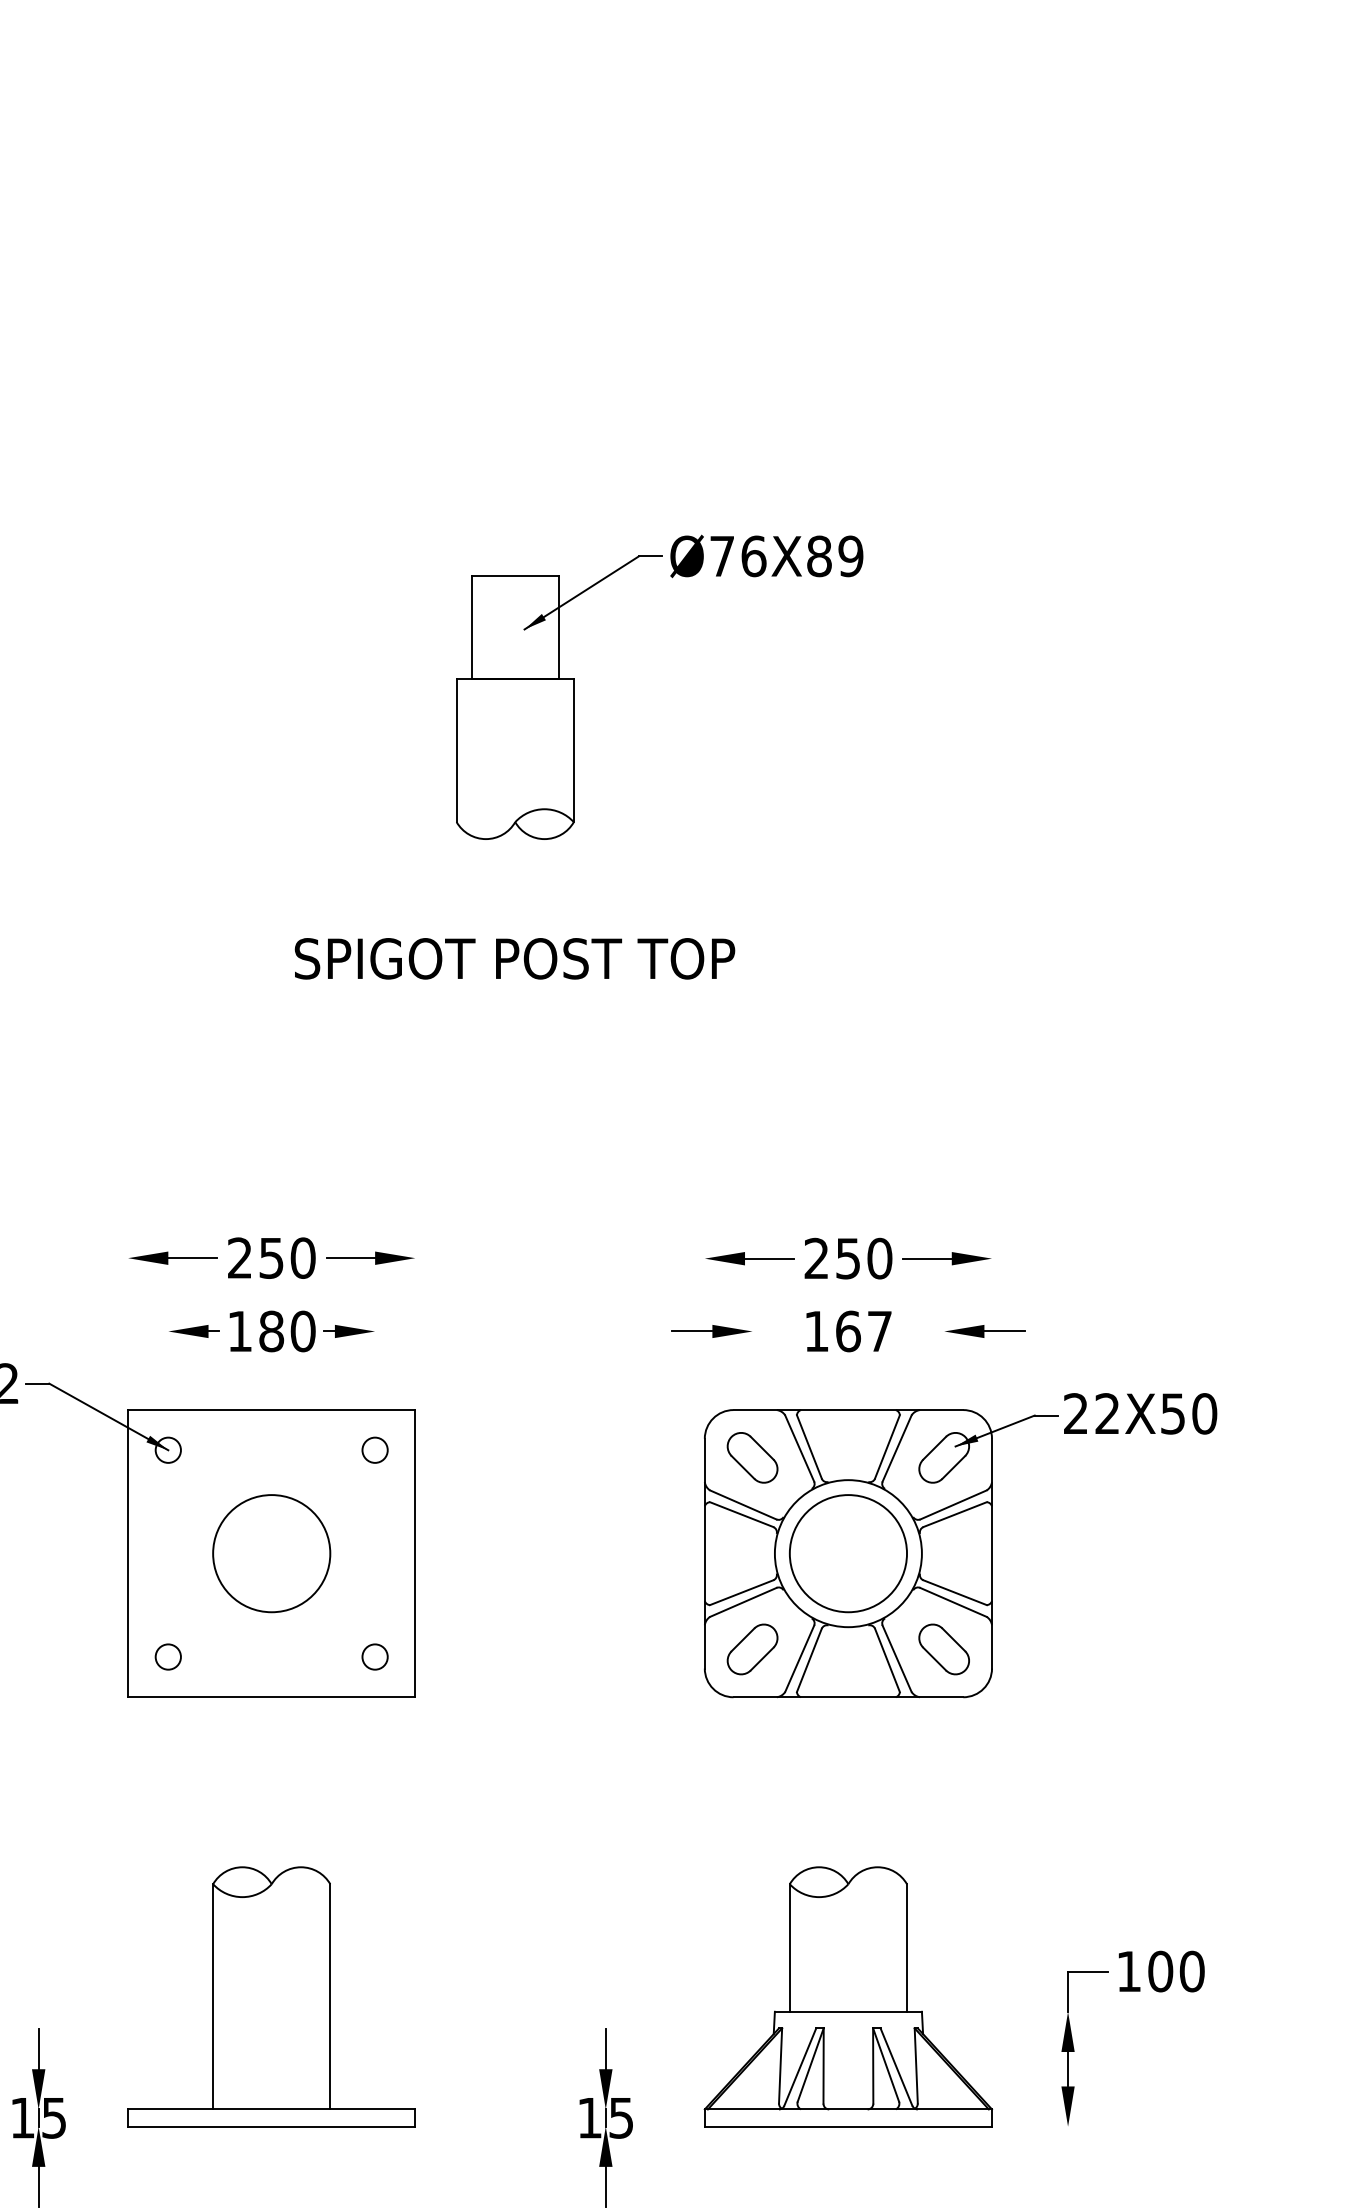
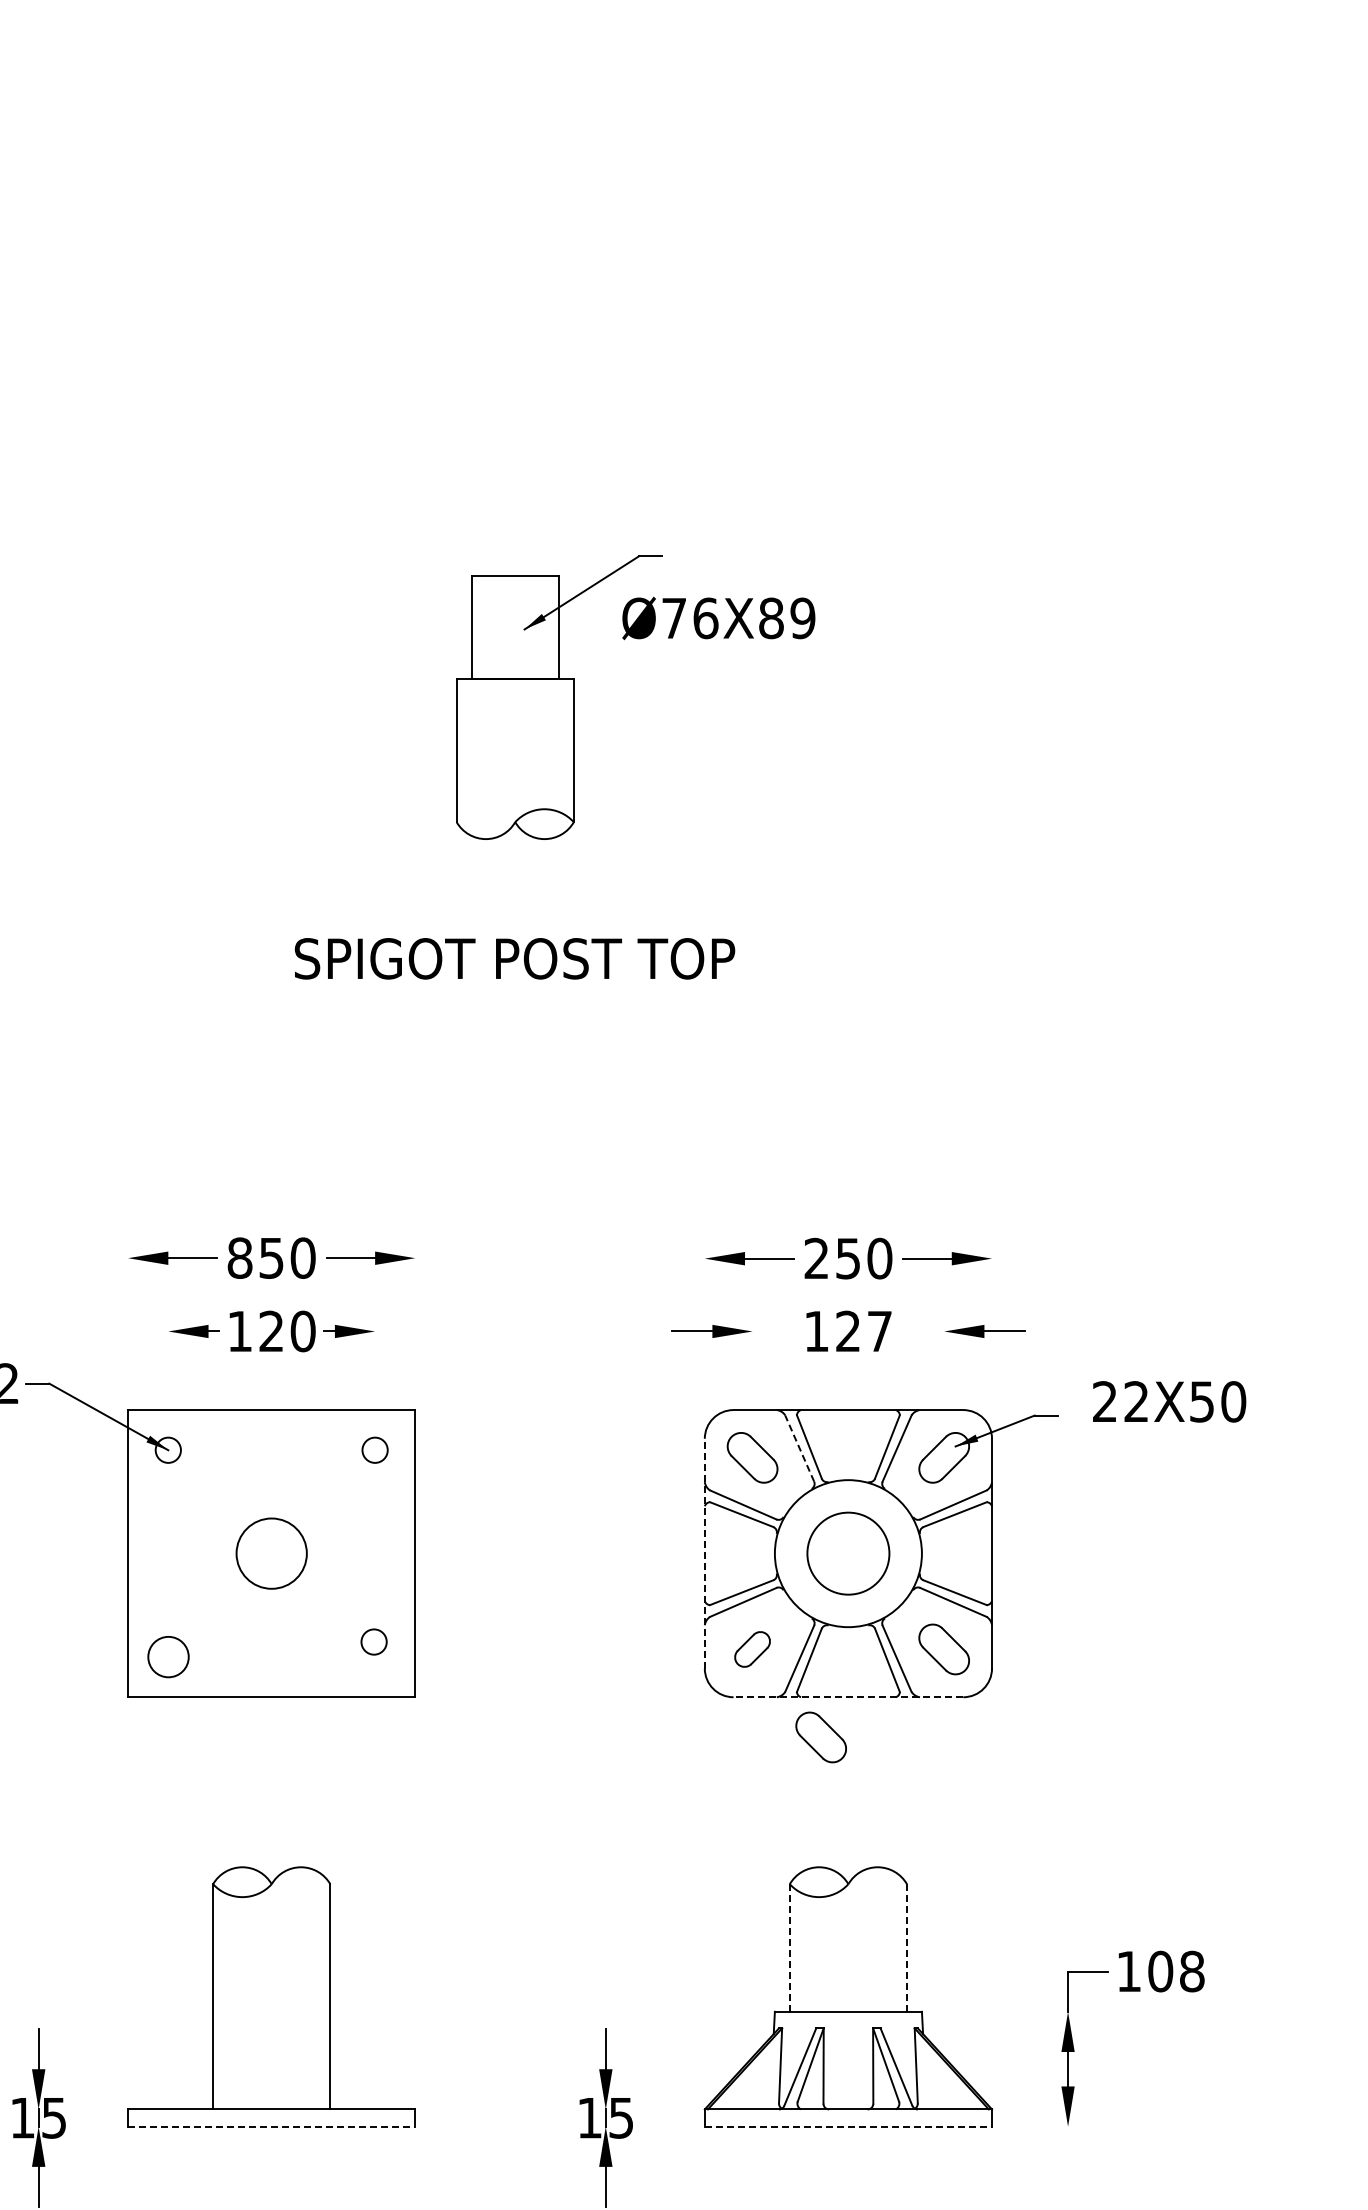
text position: (766, 556) -> (718, 618) (718, 618)
text: 250 -> 850 (239, 1257)
text: 180 -> 120 (271, 1331)
text: 167 -> 127 (848, 1331)
text position: (1140, 1413) -> (1169, 1401) (1169, 1401)
line: solid -> dashed (799, 1448)
circle diameter: 117 px -> 70 px (271, 1553)
line: solid -> dashed (704, 1553)
circle diameter: 117 px -> 82 px (848, 1553)
part size: 53x53 px -> 37x37 px (752, 1649)
circle size: 28x28 px -> 43x43 px (168, 1657)
circle position: (374, 1656) -> (373, 1641) (373, 1641)
line: solid -> dashed (848, 1697)
part: none -> present (820, 1737)
line: solid -> dashed (789, 1948)
line: solid -> dashed (907, 1948)
text: 100 -> 108 (1191, 1971)
line: solid -> dashed (271, 2126)
line: solid -> dashed (848, 2126)
